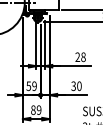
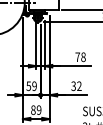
text: 28 -> 78 (77, 56)
text: 30 -> 32 (79, 86)
